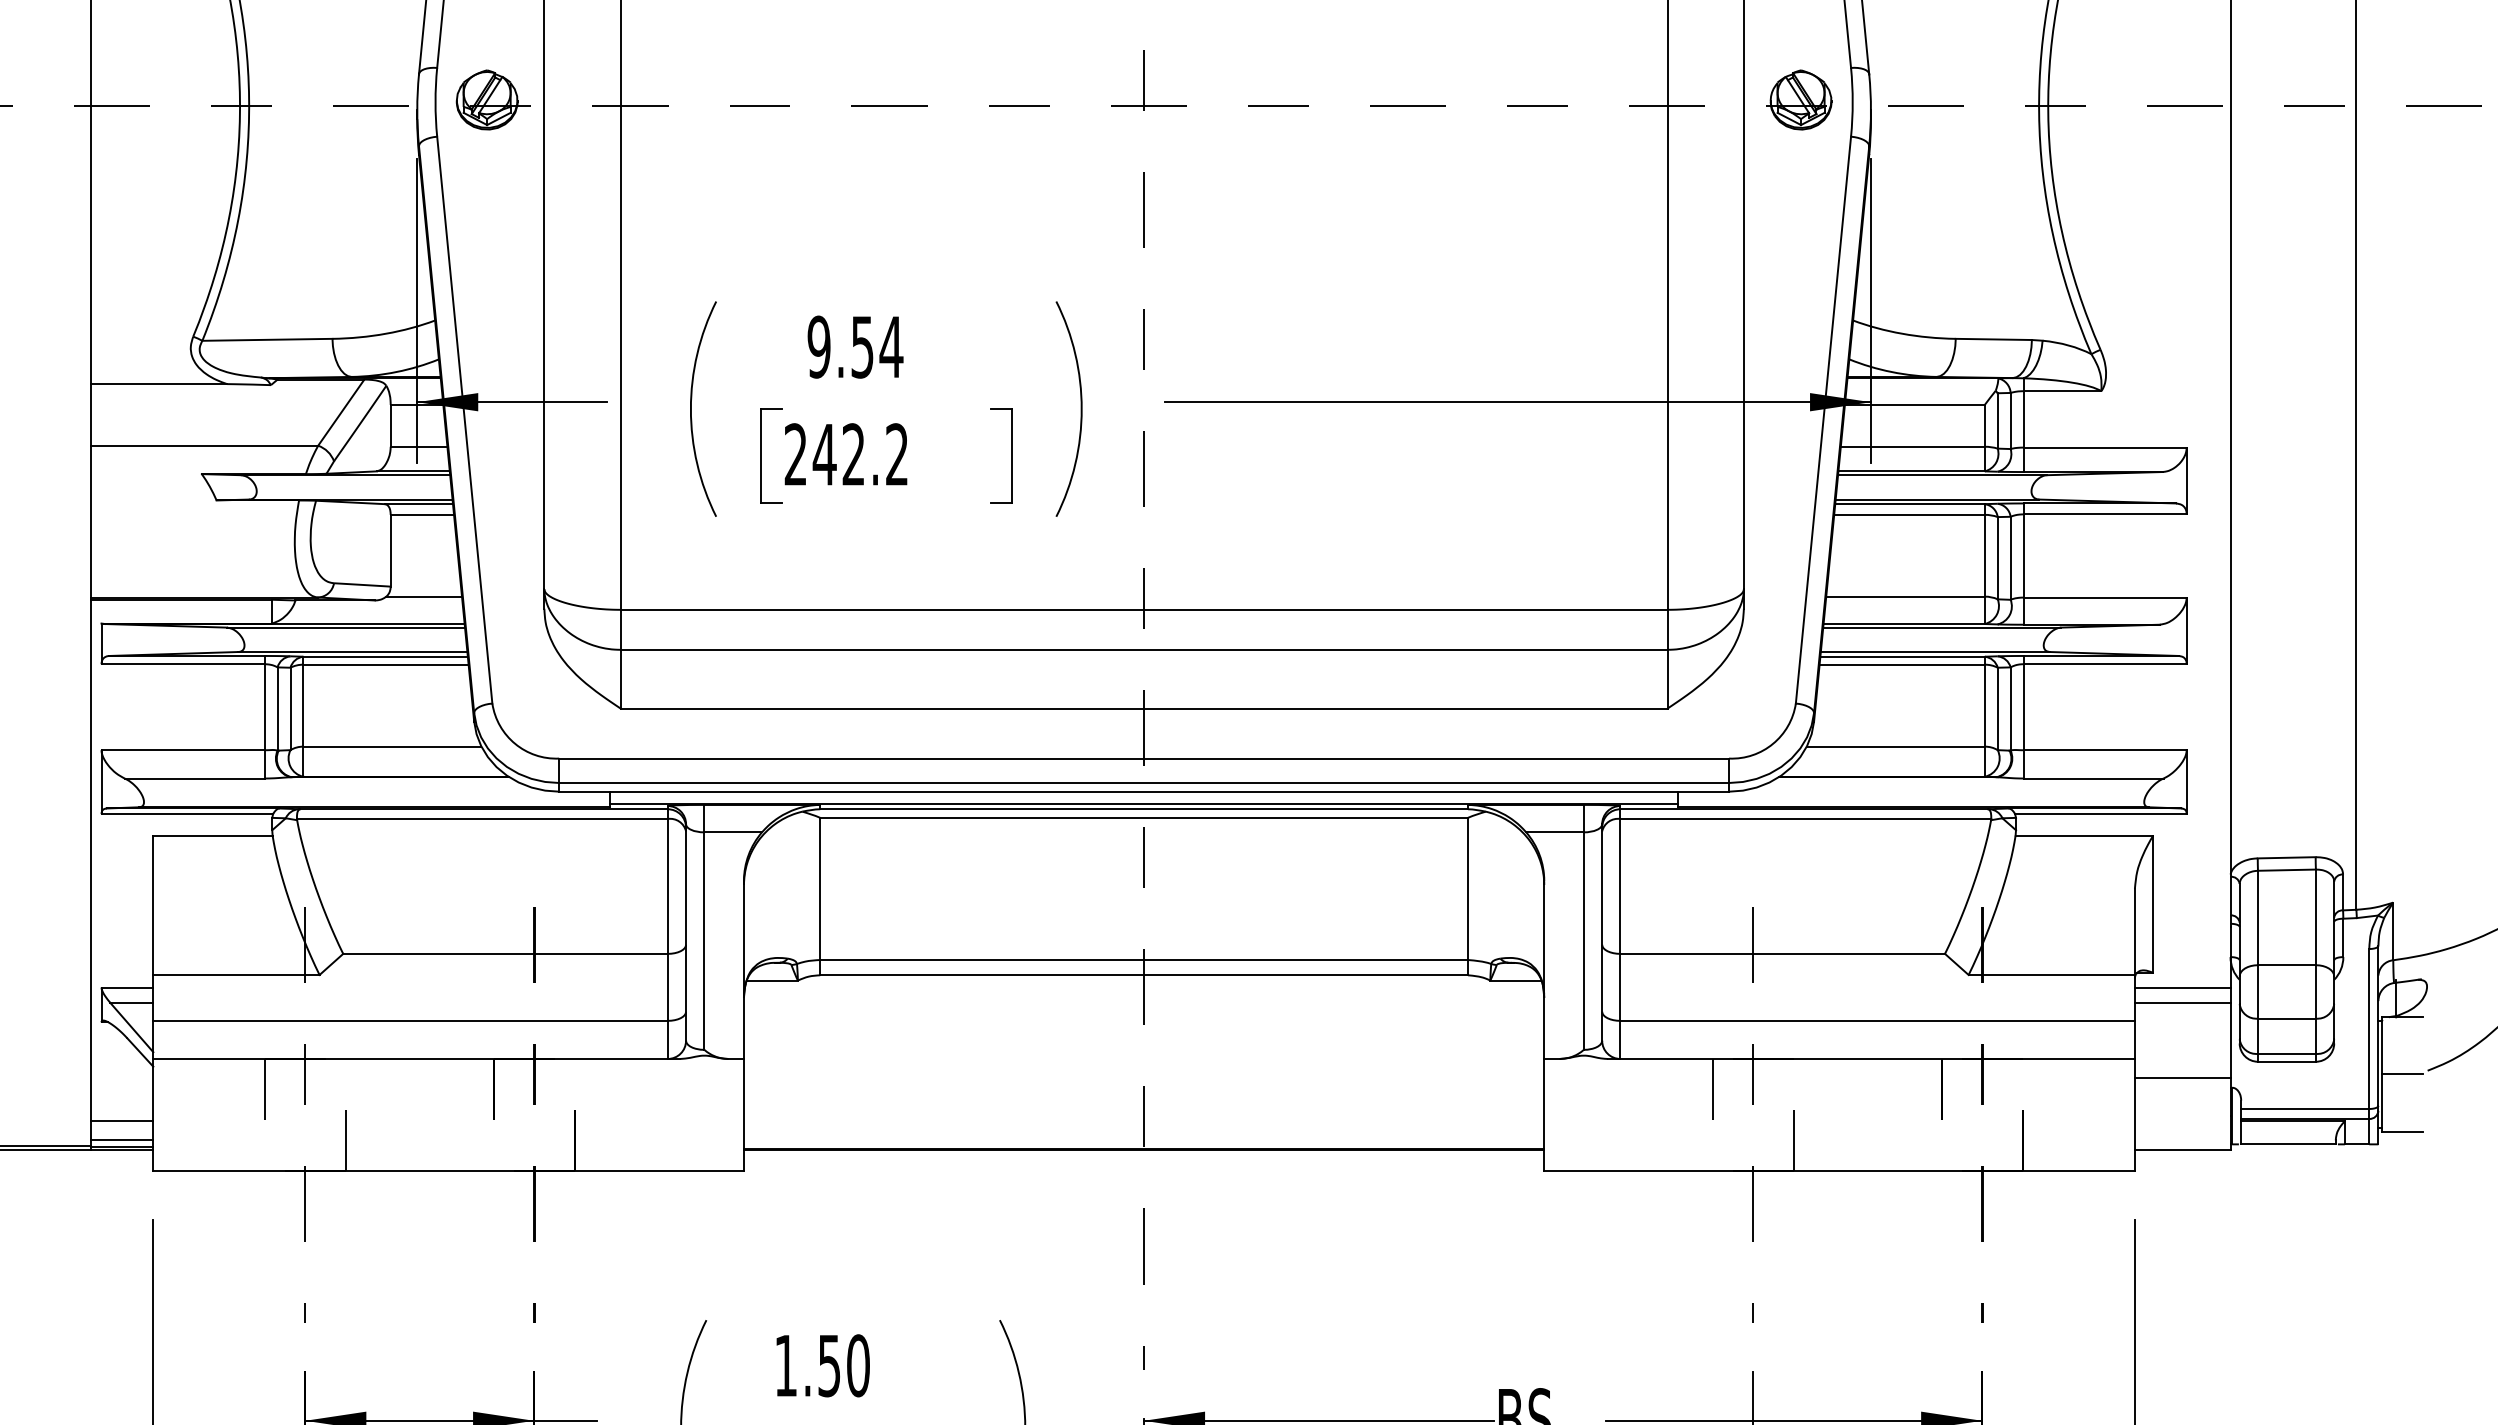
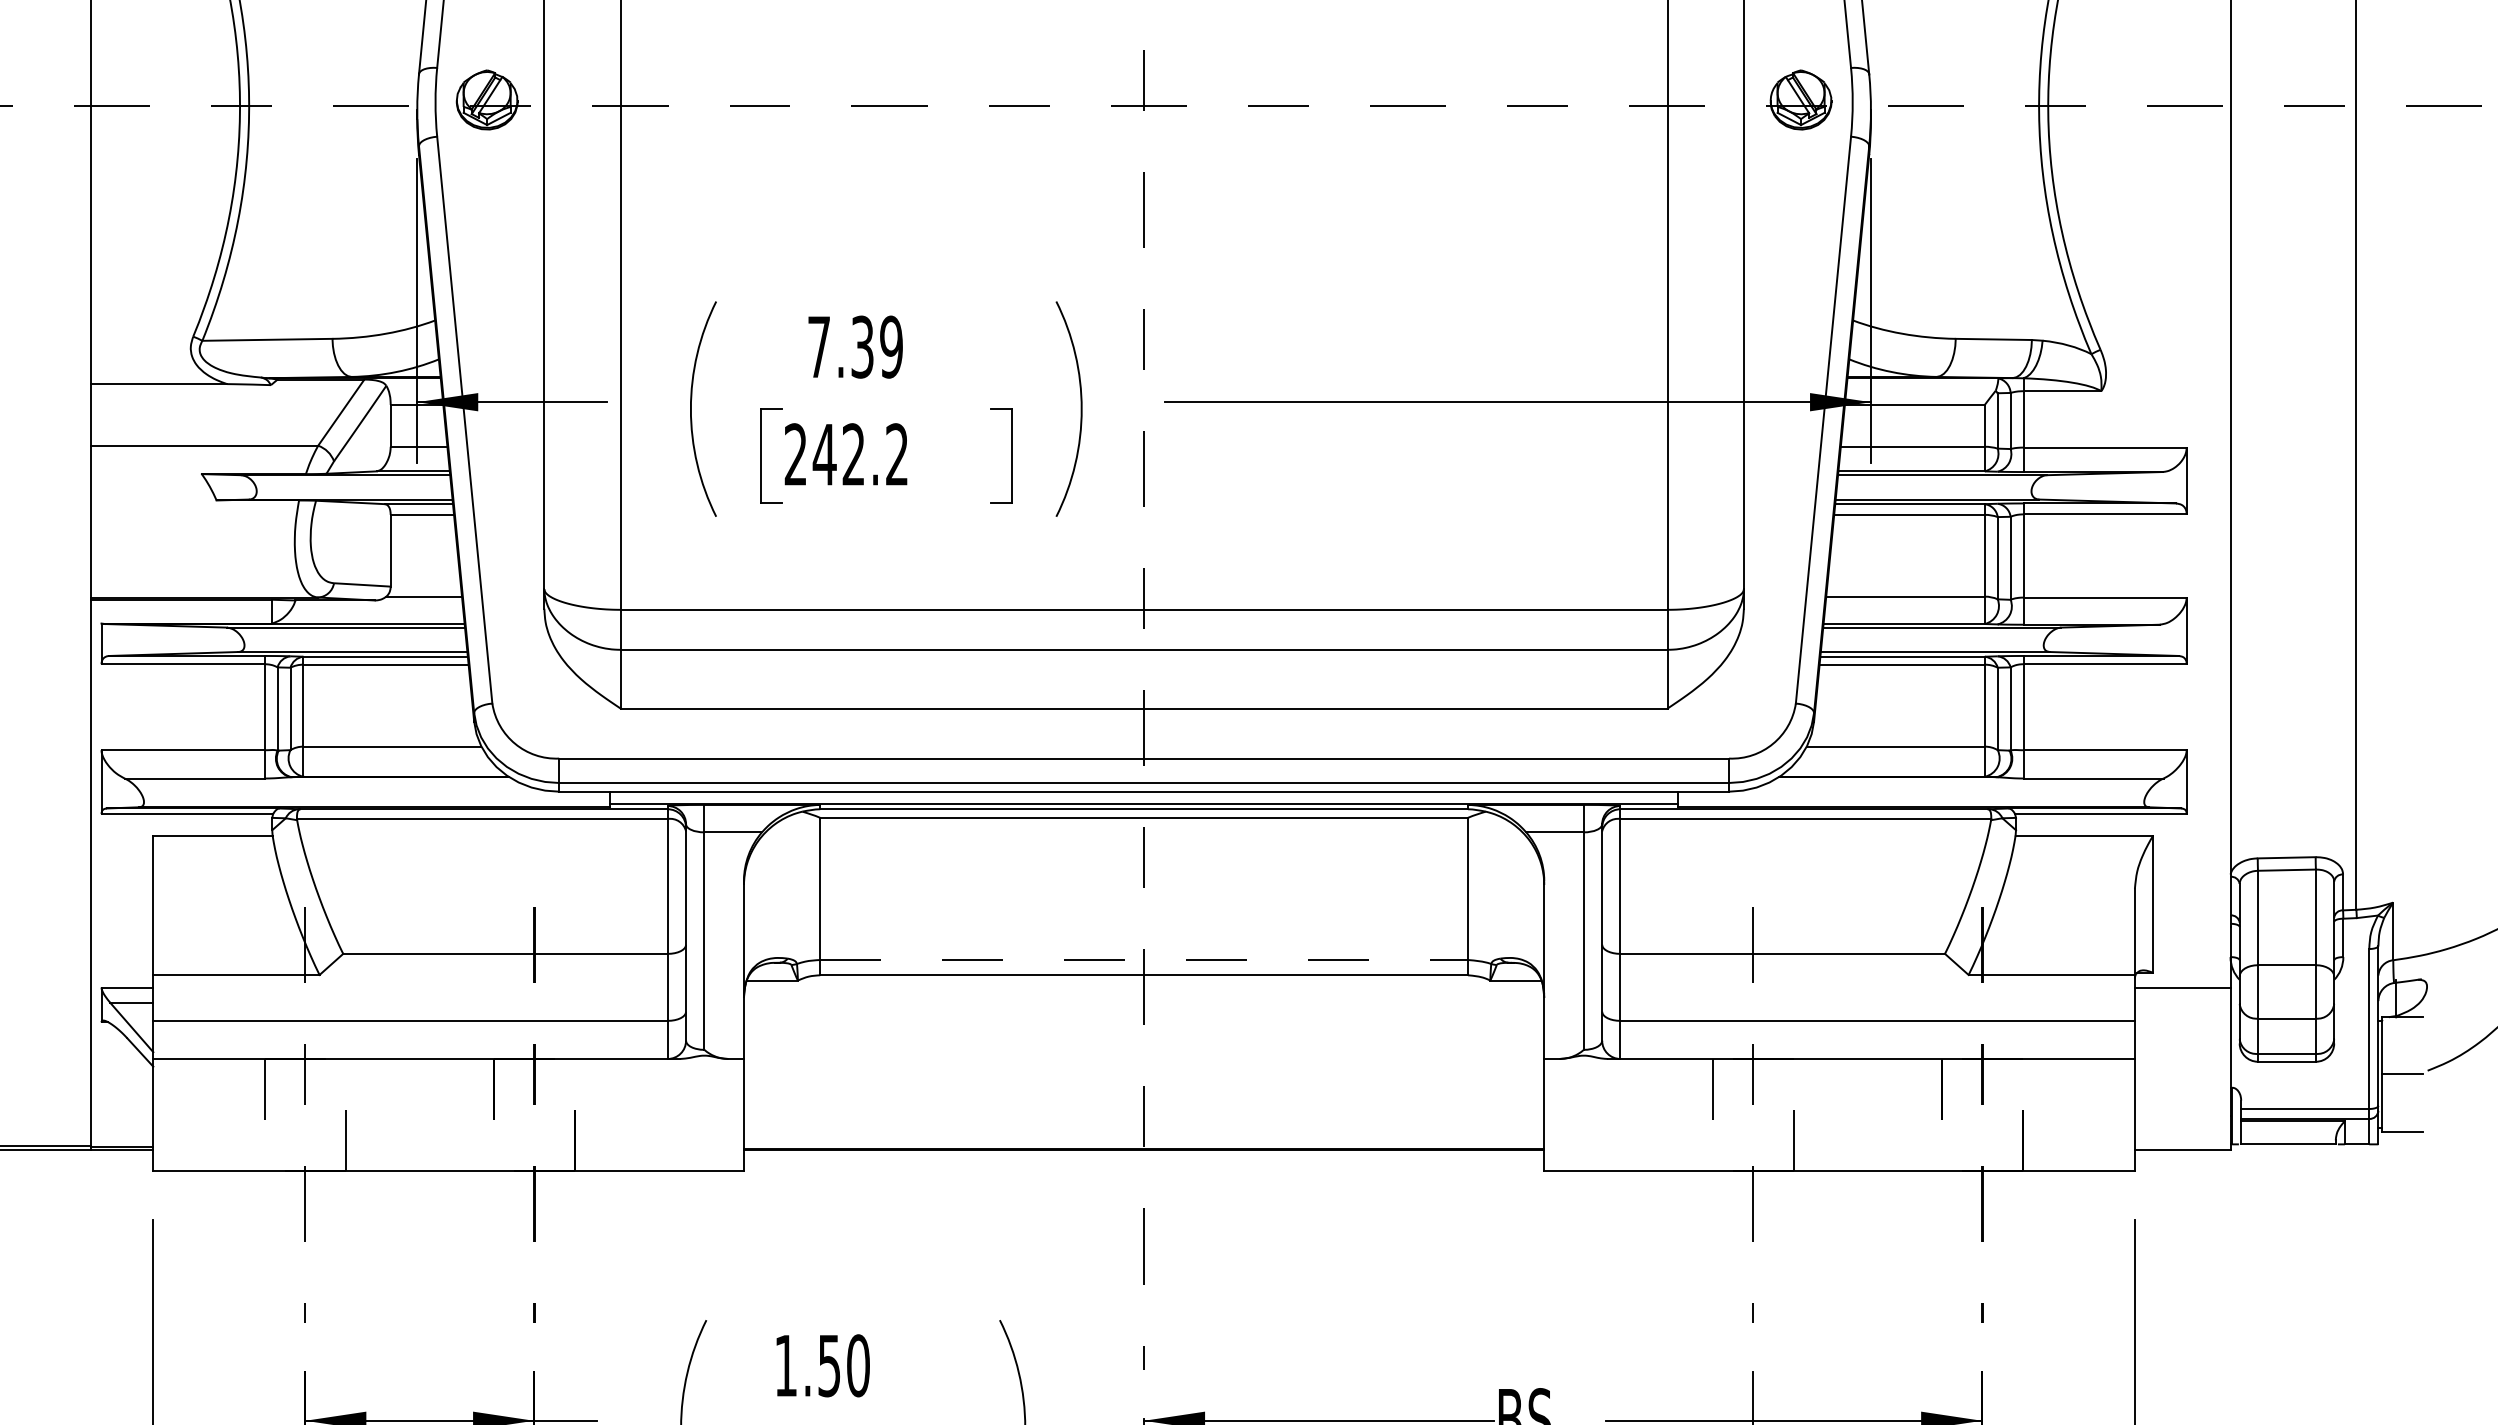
text: 9.54 -> 7.39 (855, 346)
line: solid -> dashed (1144, 960)
line: present -> none (2182, 1002)
line: present -> none (2182, 1077)
line: present -> none (122, 1120)
line: present -> none (122, 1140)
